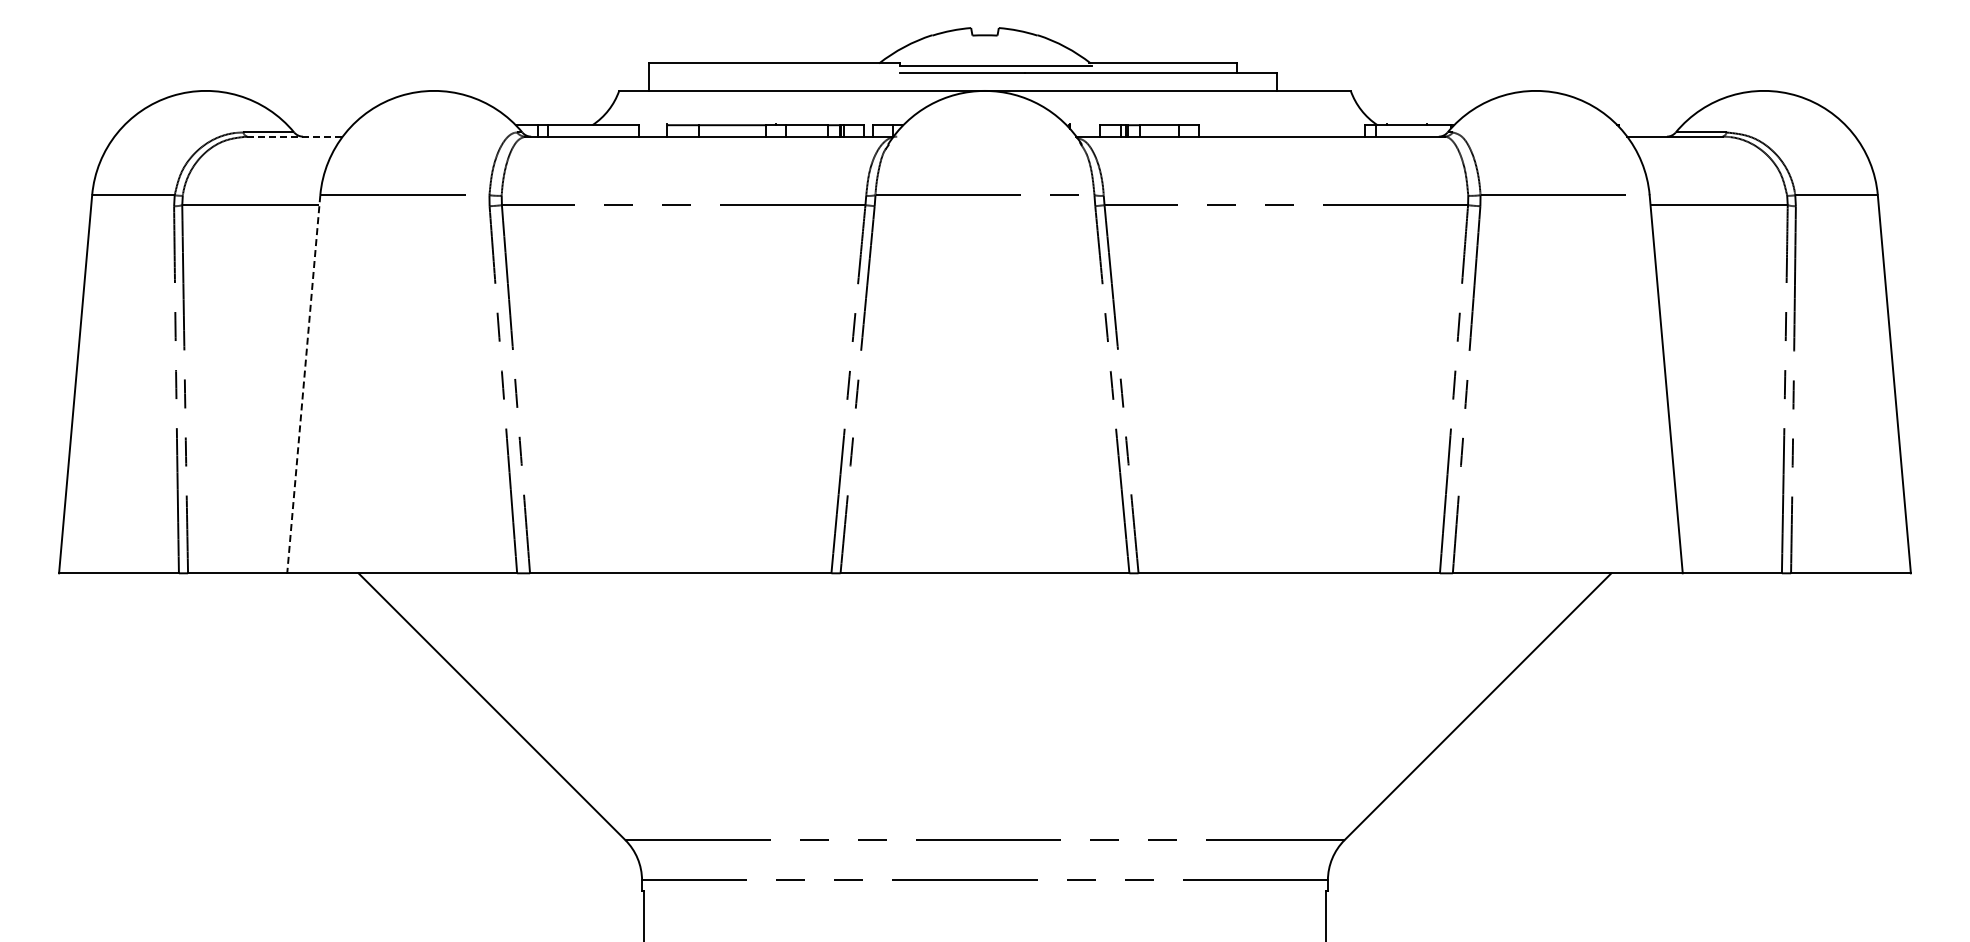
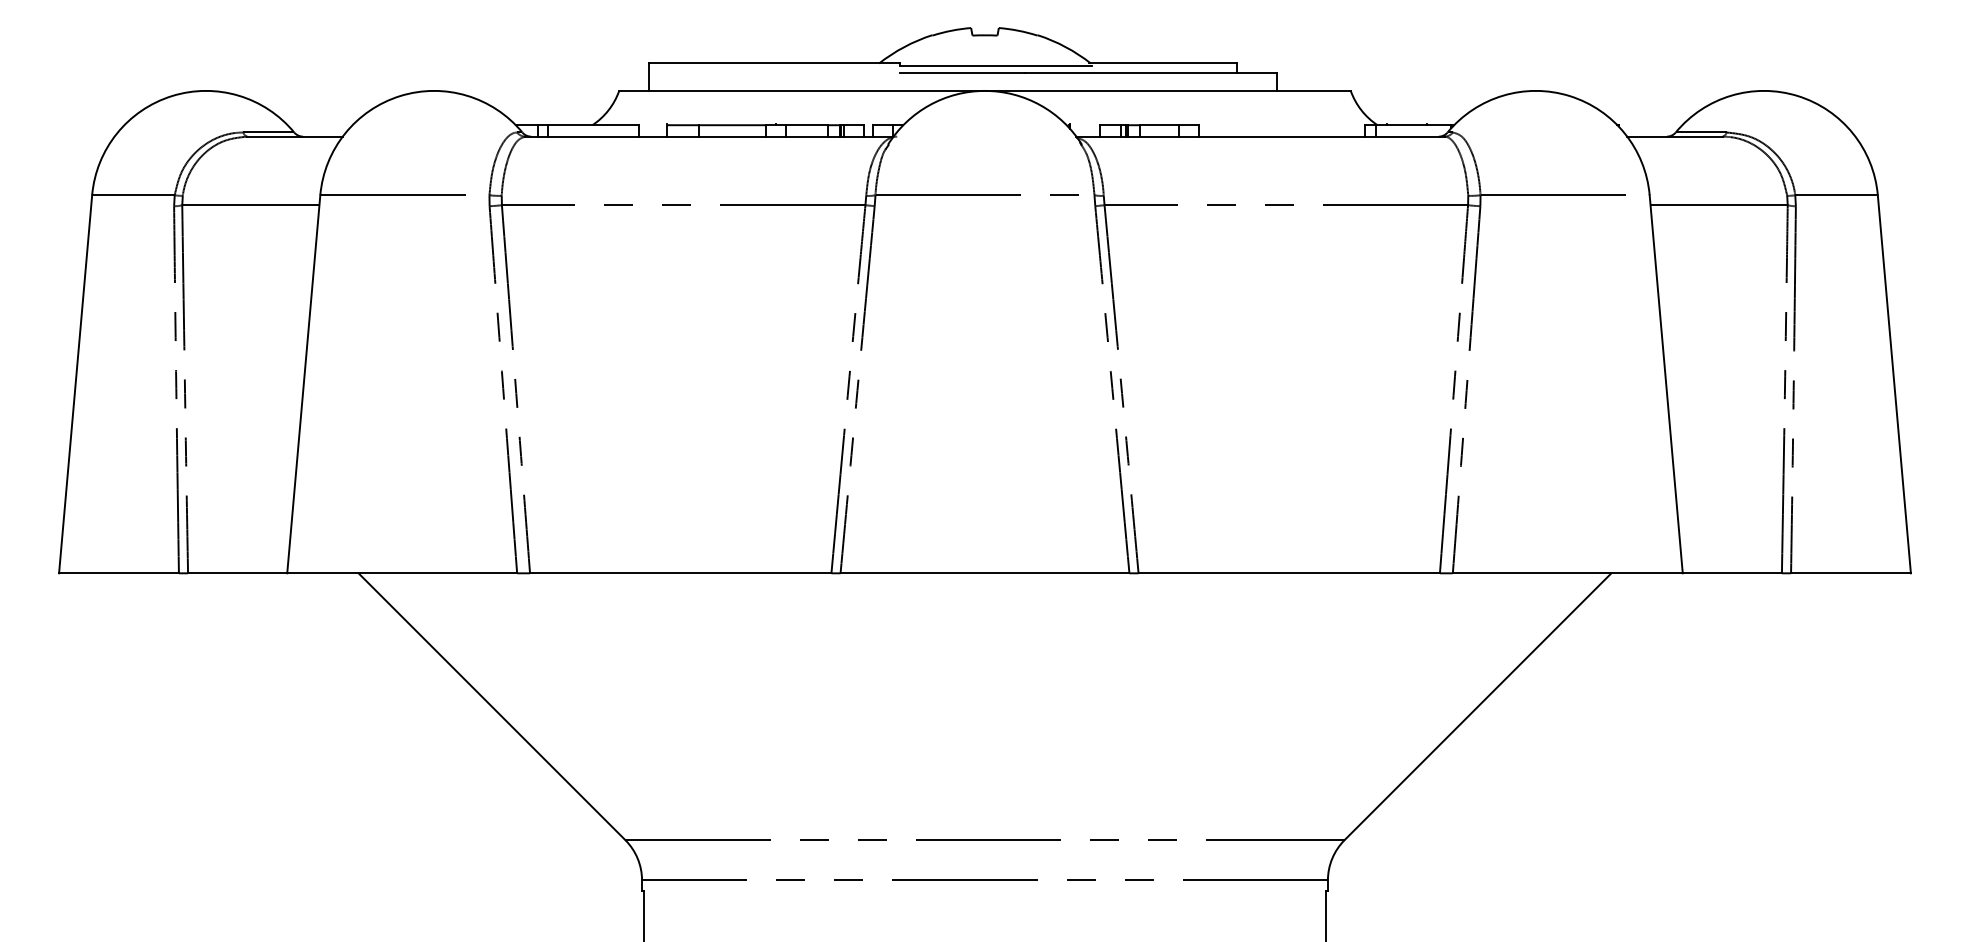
line: dashed -> solid (294, 136)
line: dashed -> solid (303, 384)
